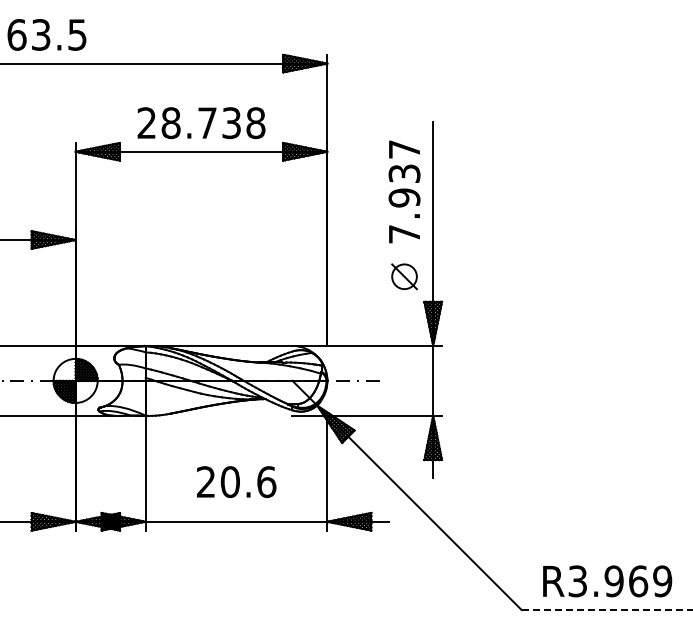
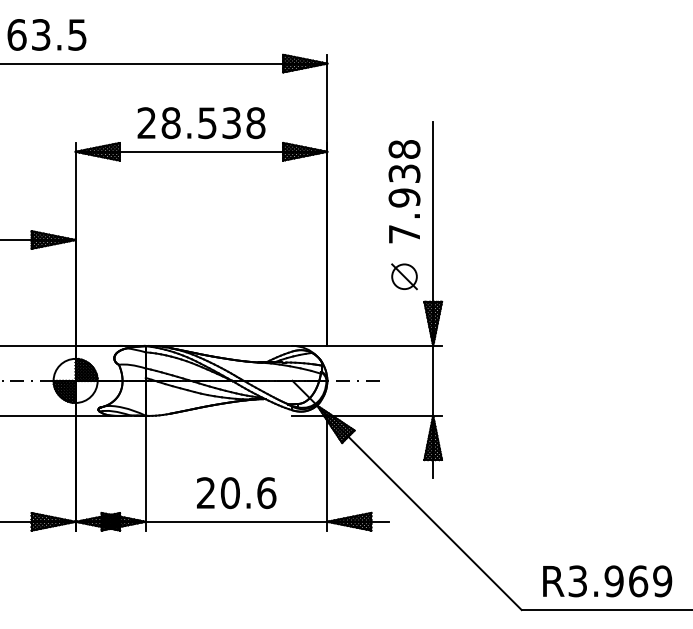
text: 28.738 -> 28.538 (207, 123)
text: 7.937 -> 7.938 (404, 149)
text position: (236, 482) -> (236, 493) (236, 493)
line: dashed -> solid (607, 610)
